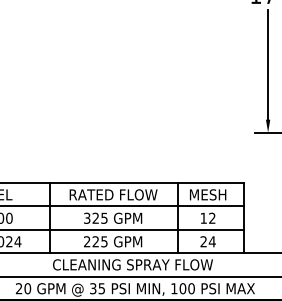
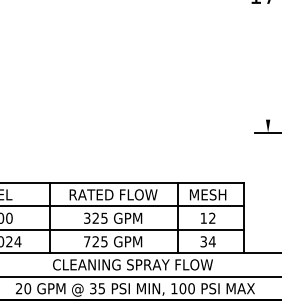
line: present -> none (268, 64)
text: 225 -> 725 (87, 241)
text: 24 -> 34 (203, 241)
